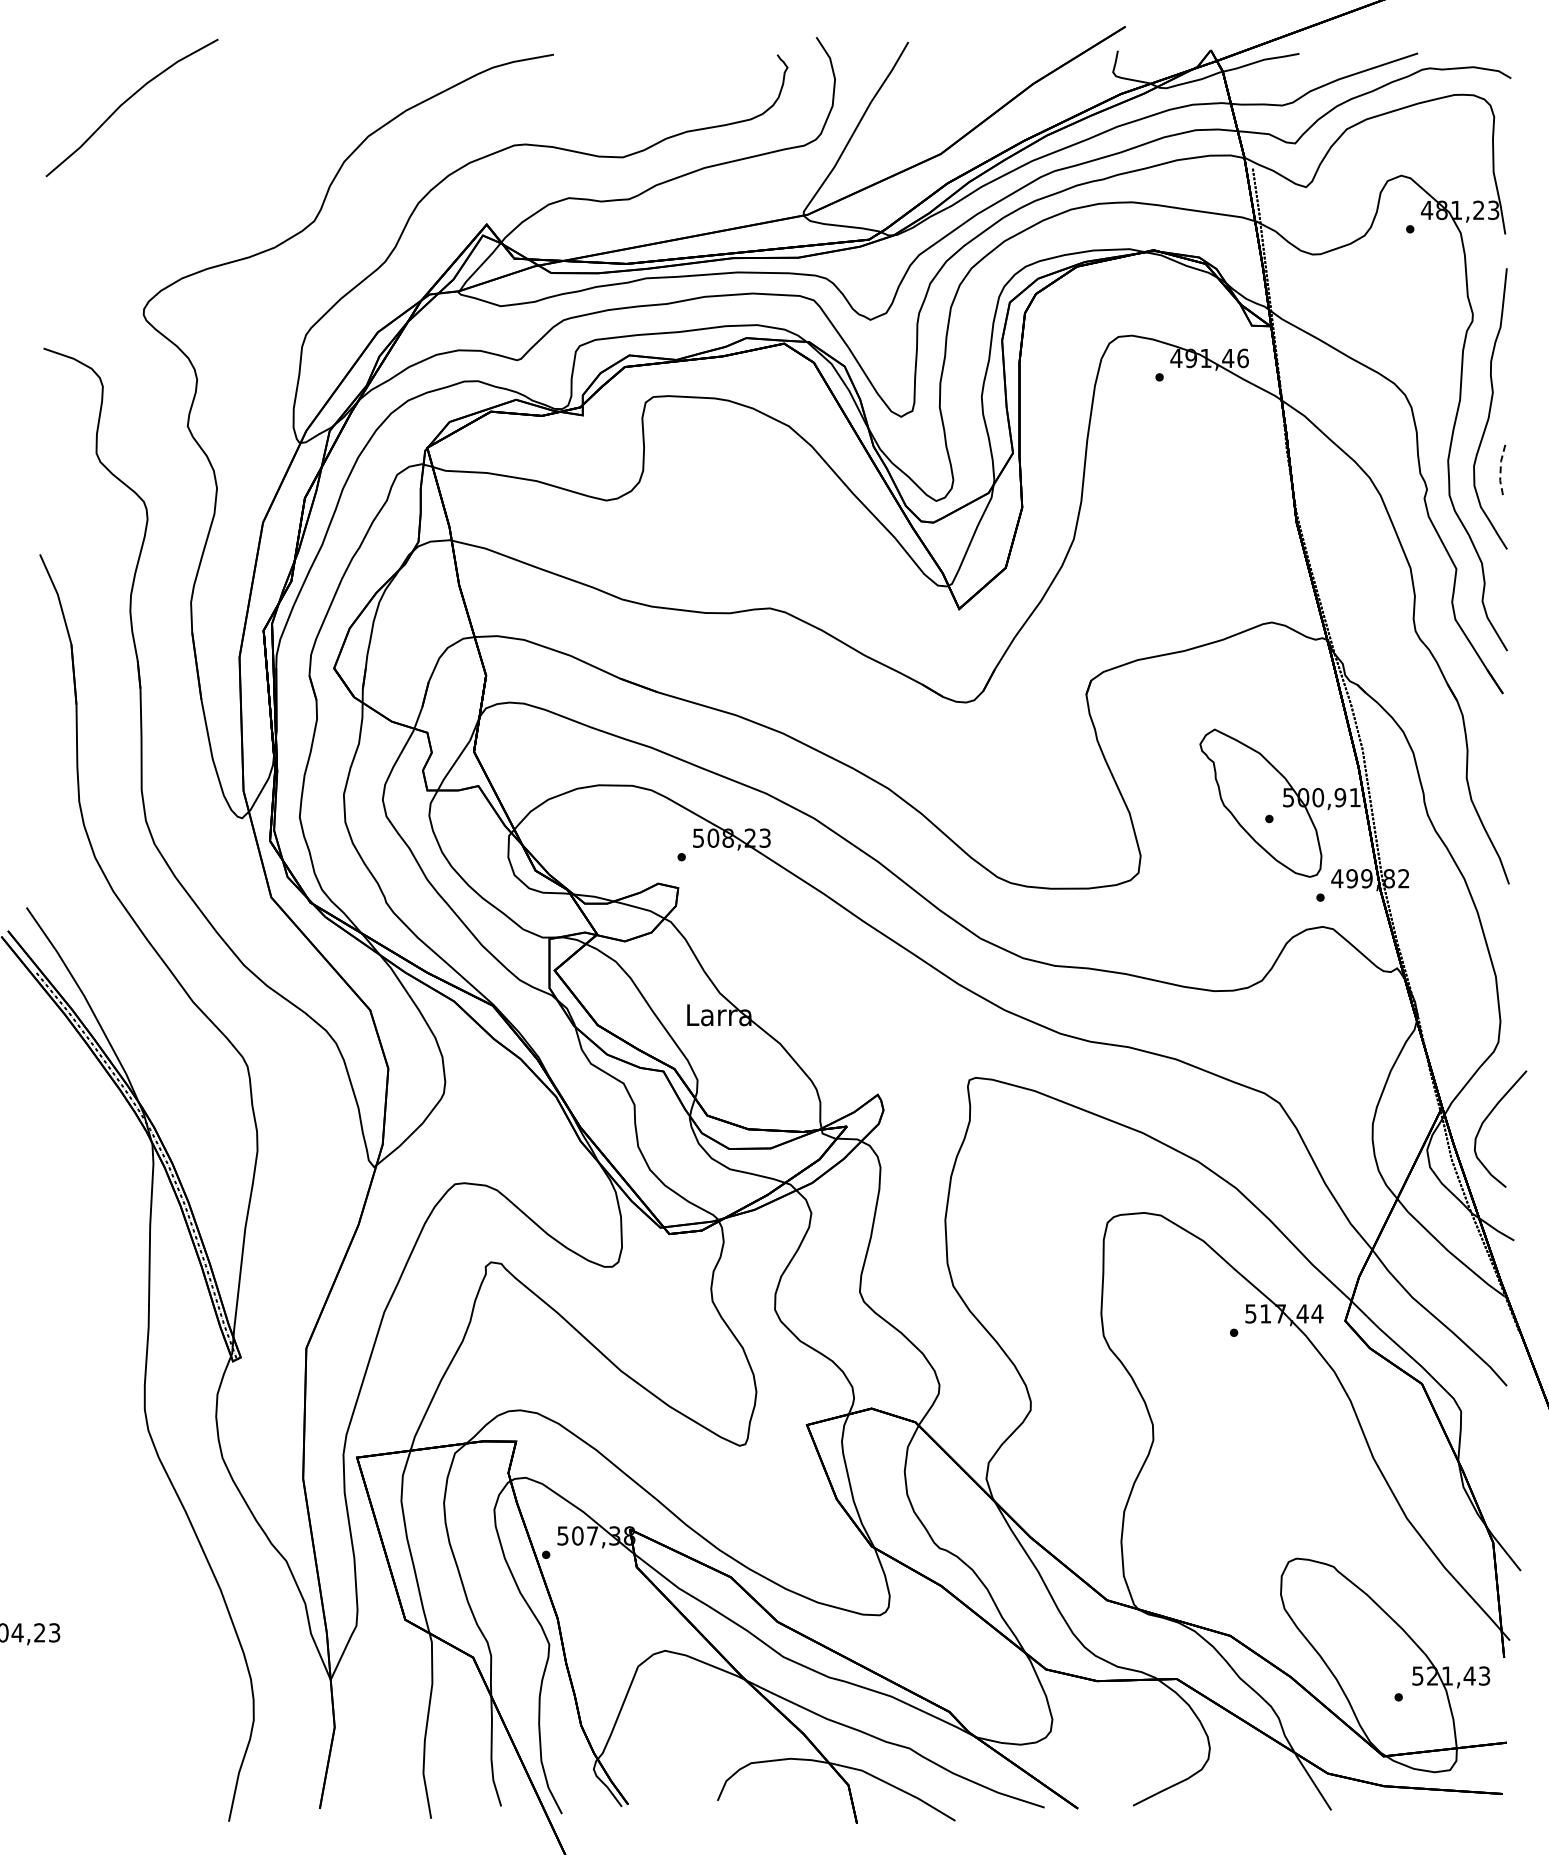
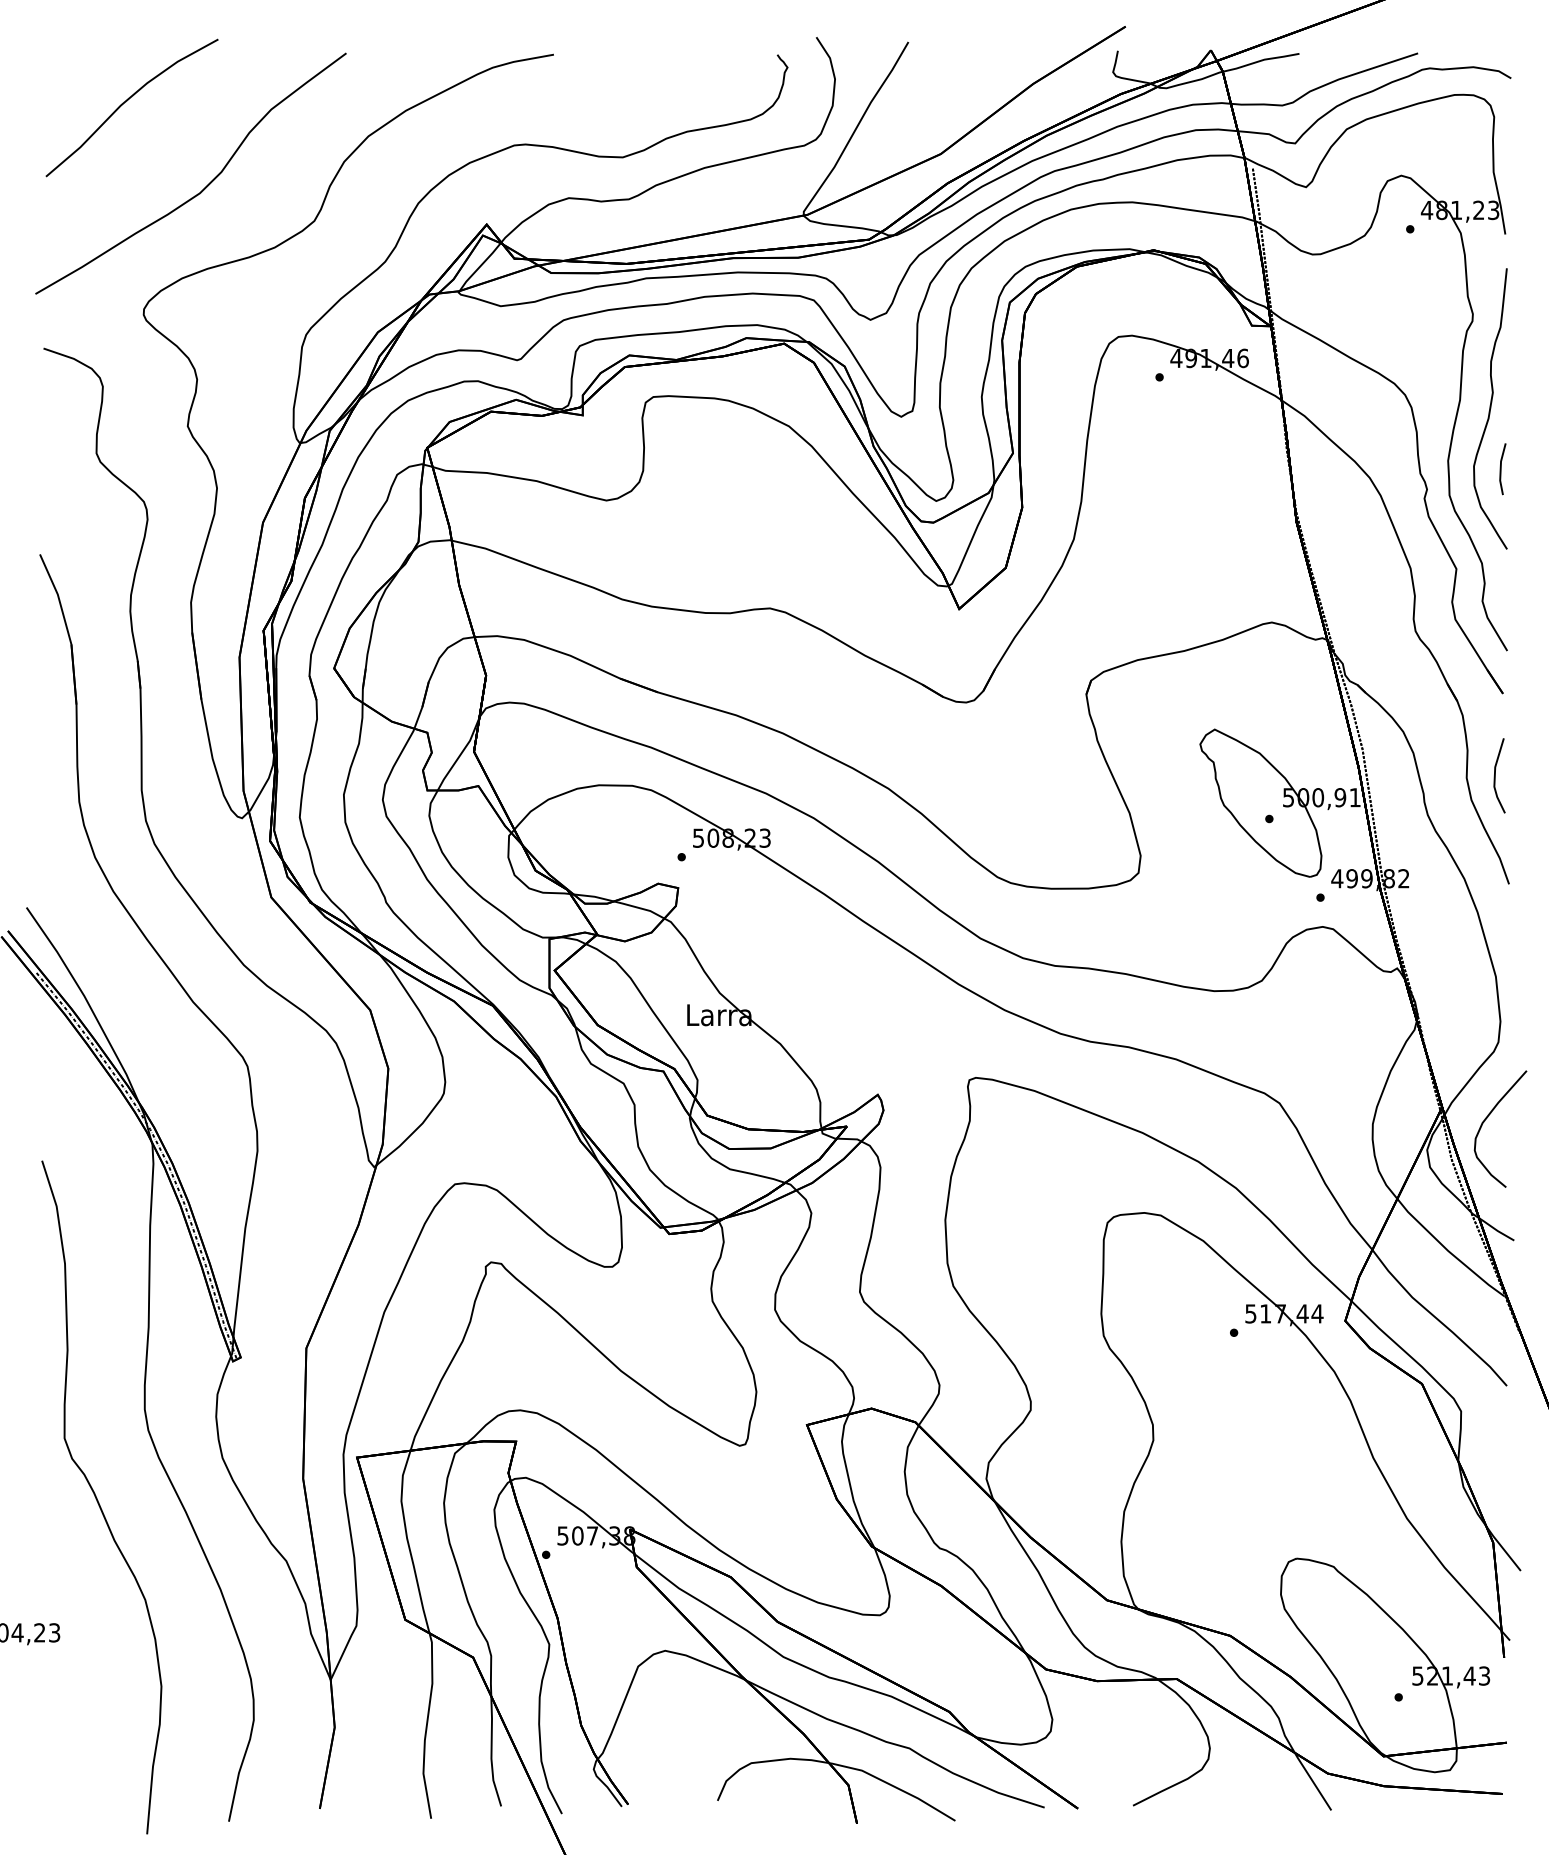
curve: none -> present (204, 187)
line: dashed -> solid (1500, 469)
line: none -> present (1495, 775)
curve: none -> present (97, 1498)
